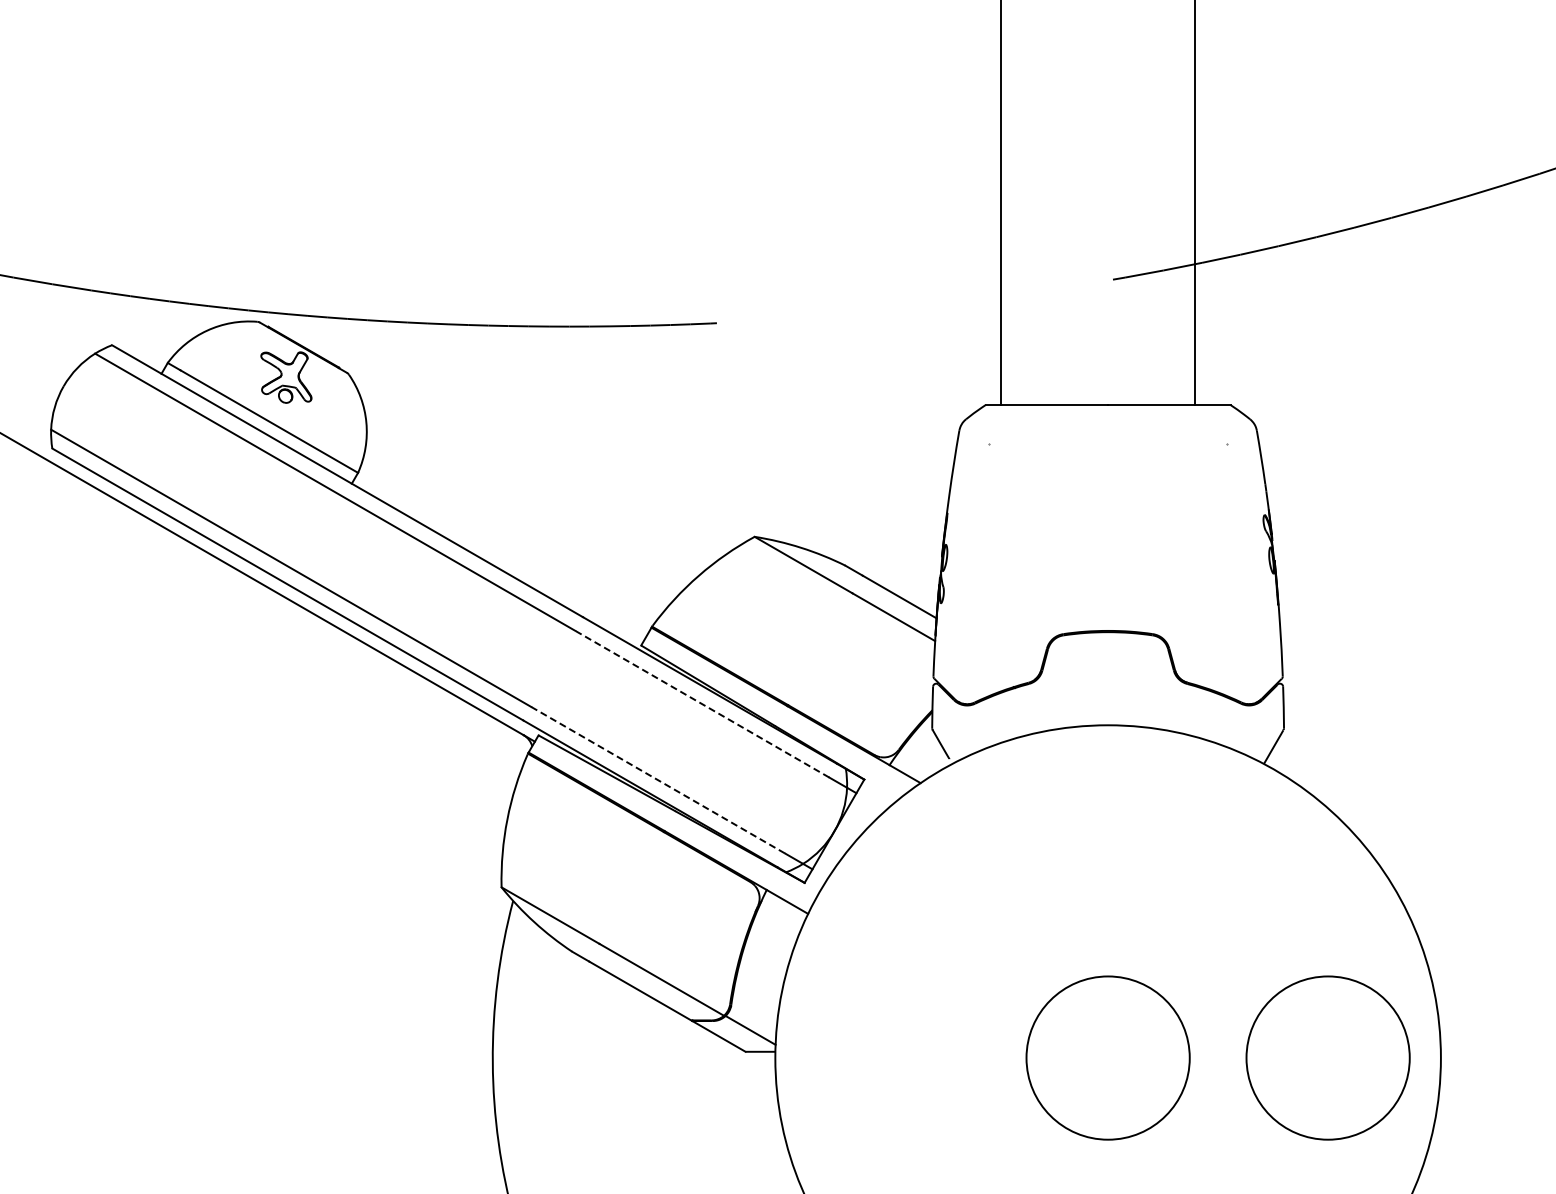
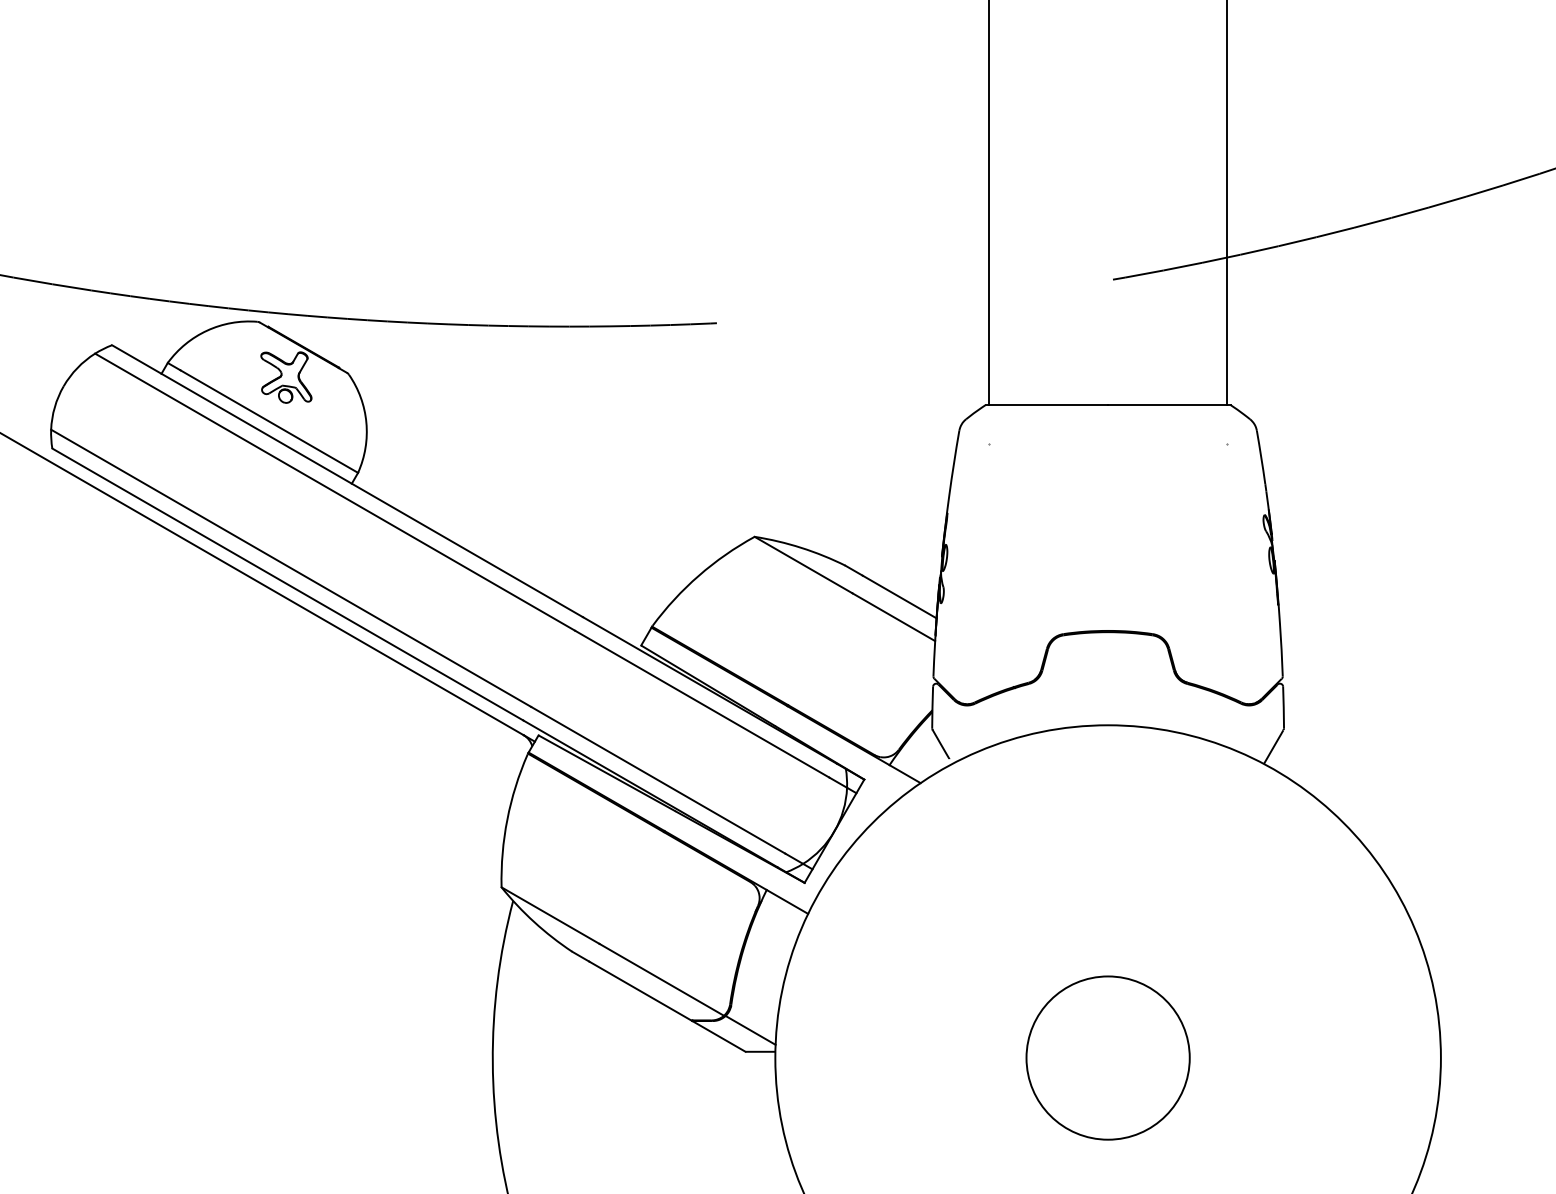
line position: (1000, 203) -> (988, 203) (988, 203)
line position: (1195, 203) -> (1227, 203) (1227, 203)
line: dashed -> solid (702, 704)
line: dashed -> solid (658, 780)
circle: present -> none (1327, 1057)
